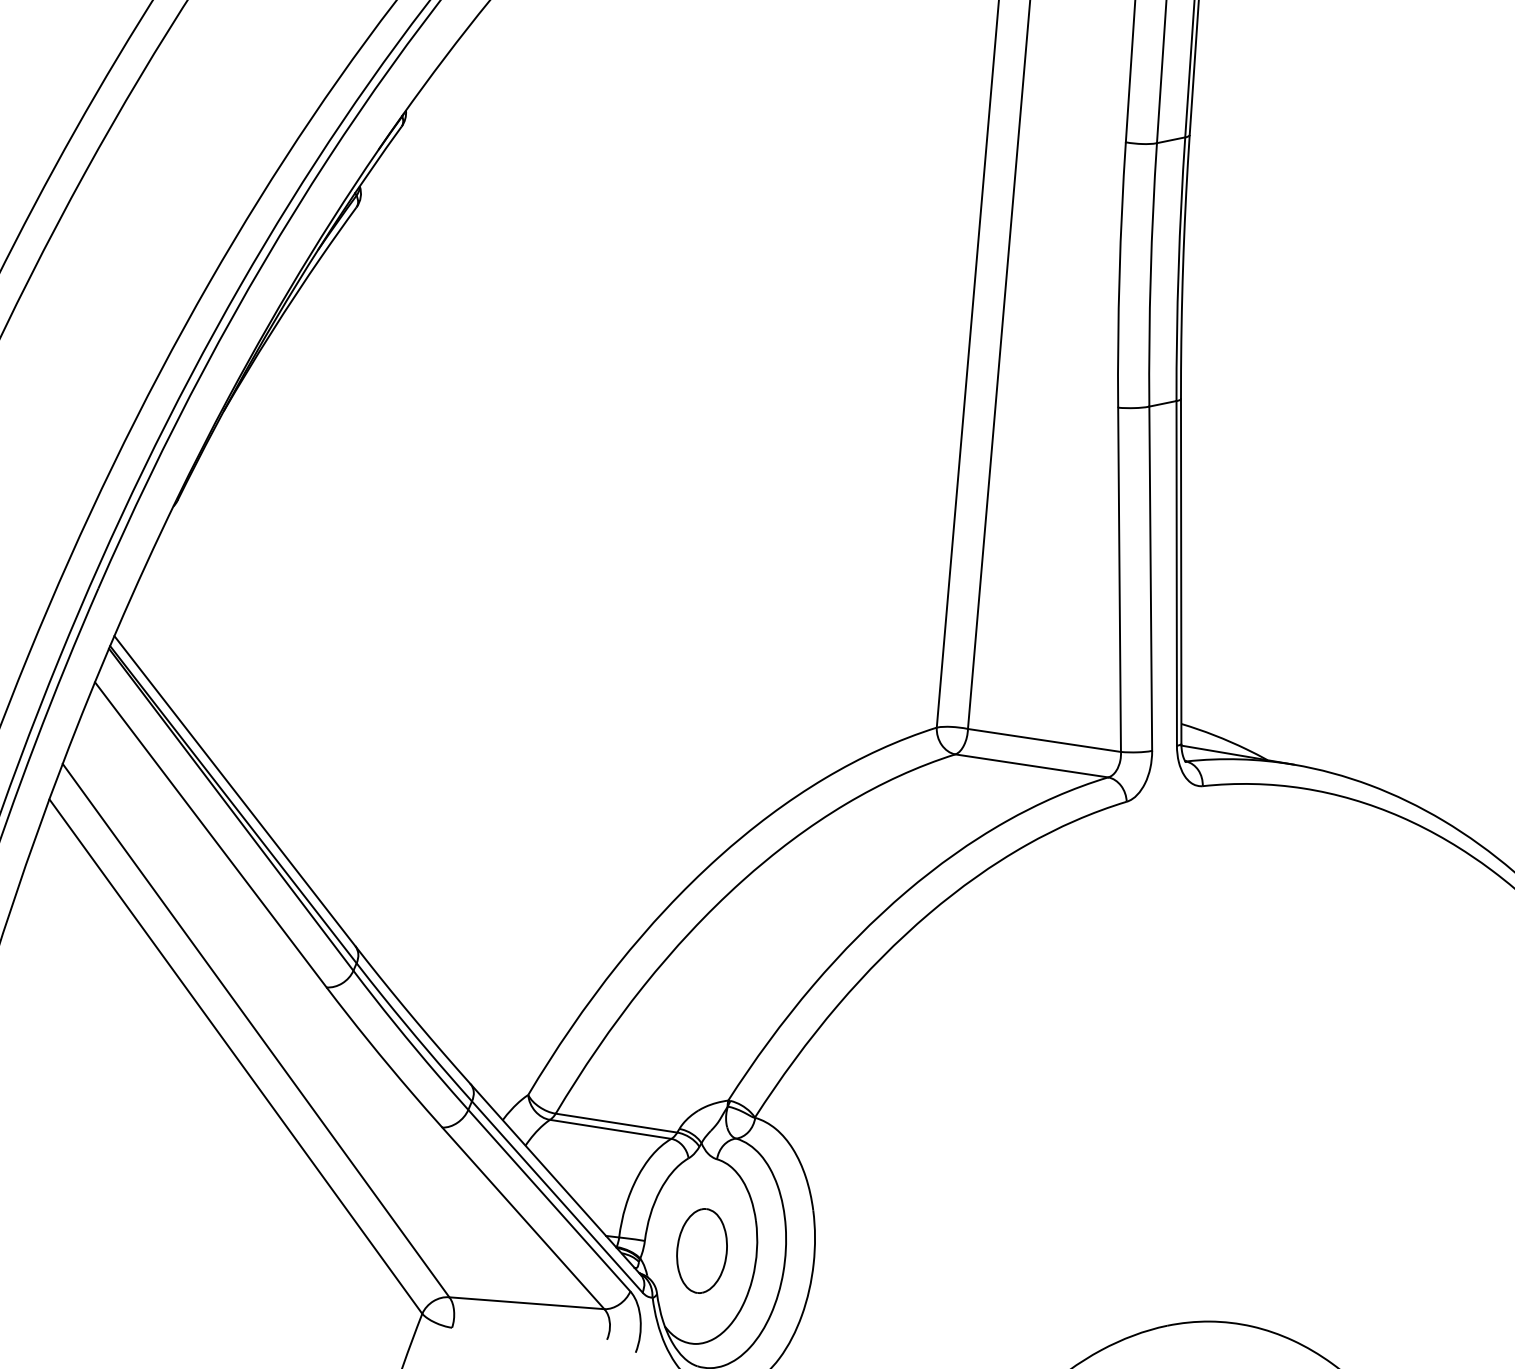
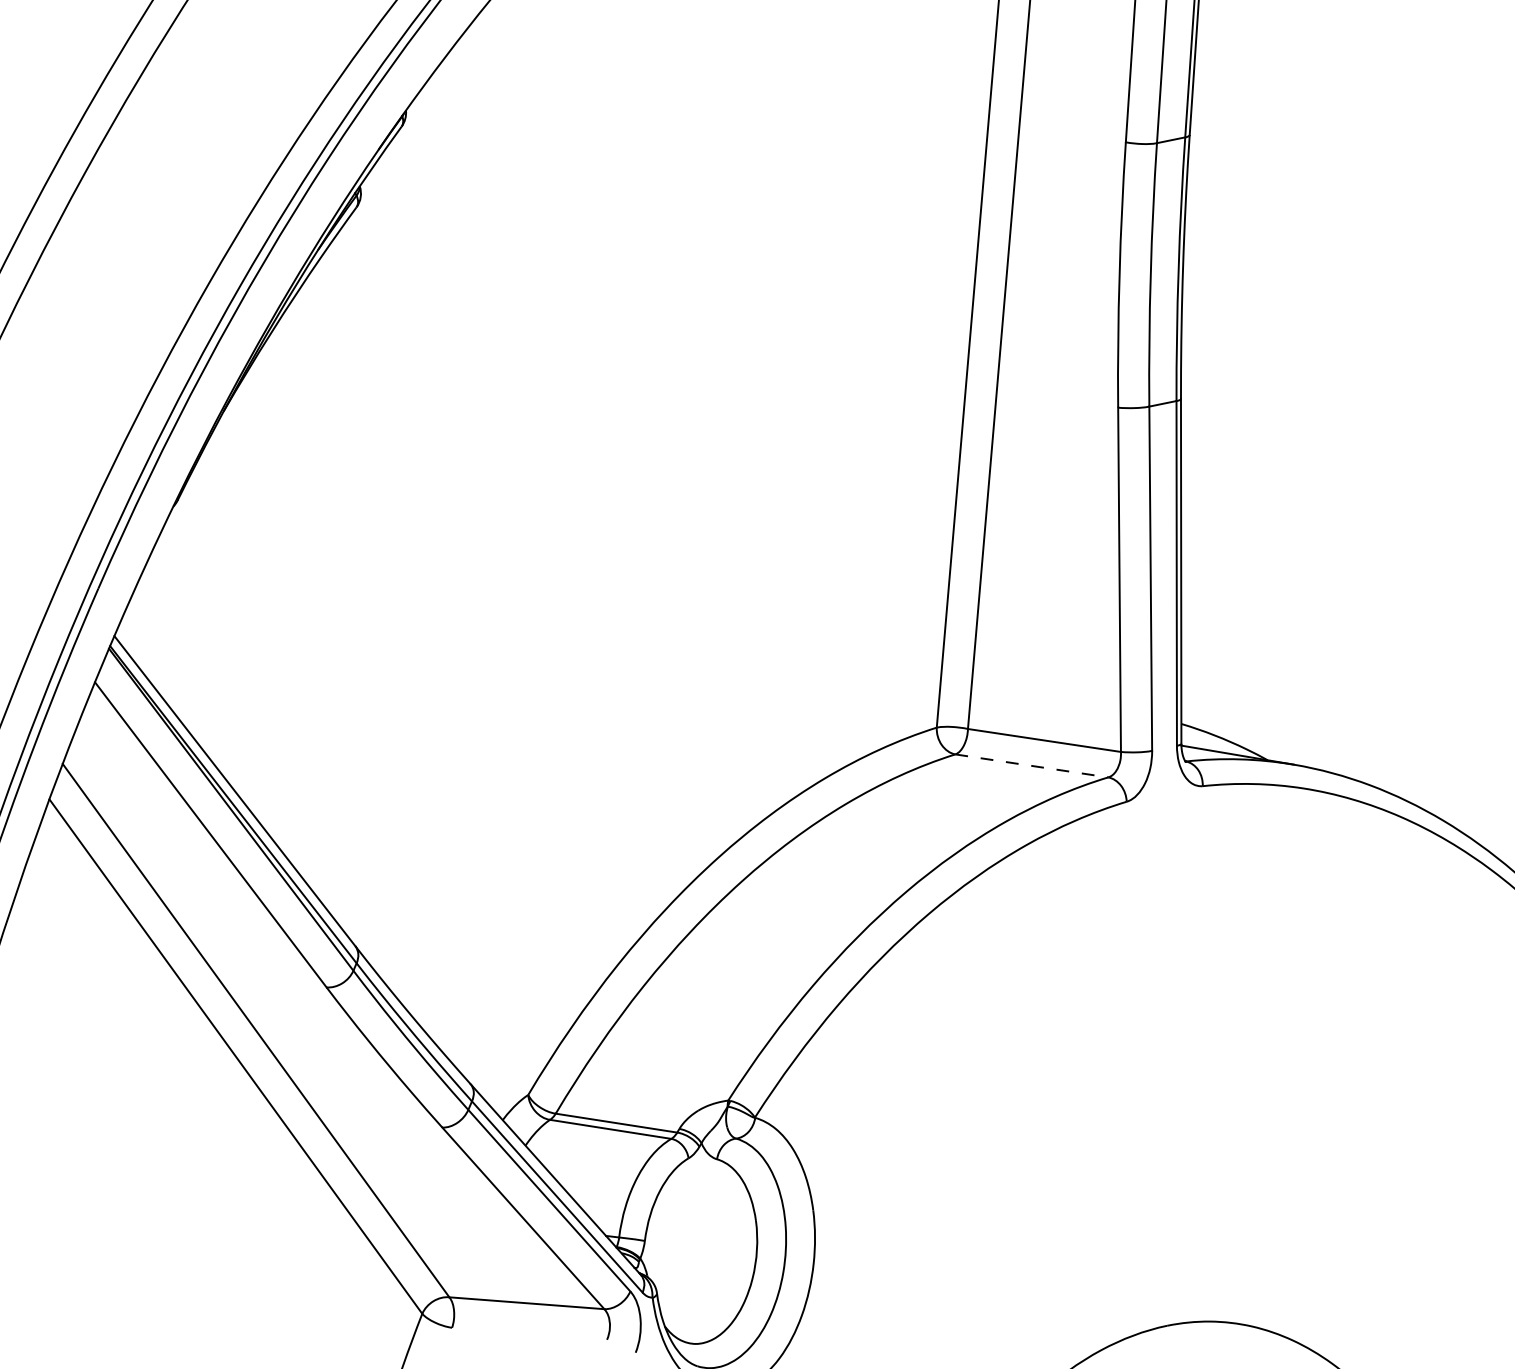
line: solid -> dashed (1032, 765)
part: present -> none (701, 1250)
